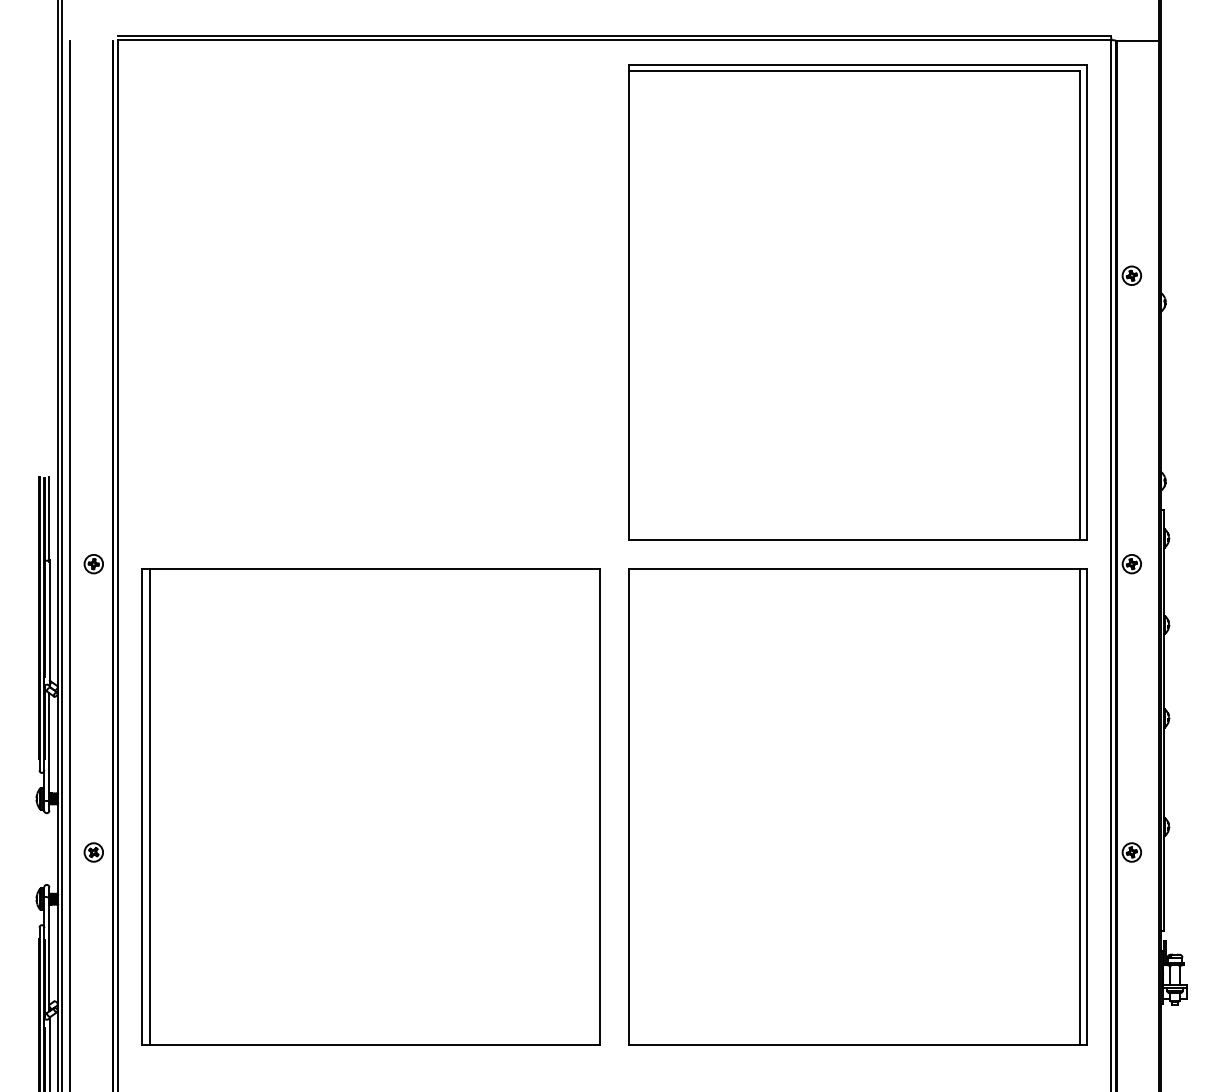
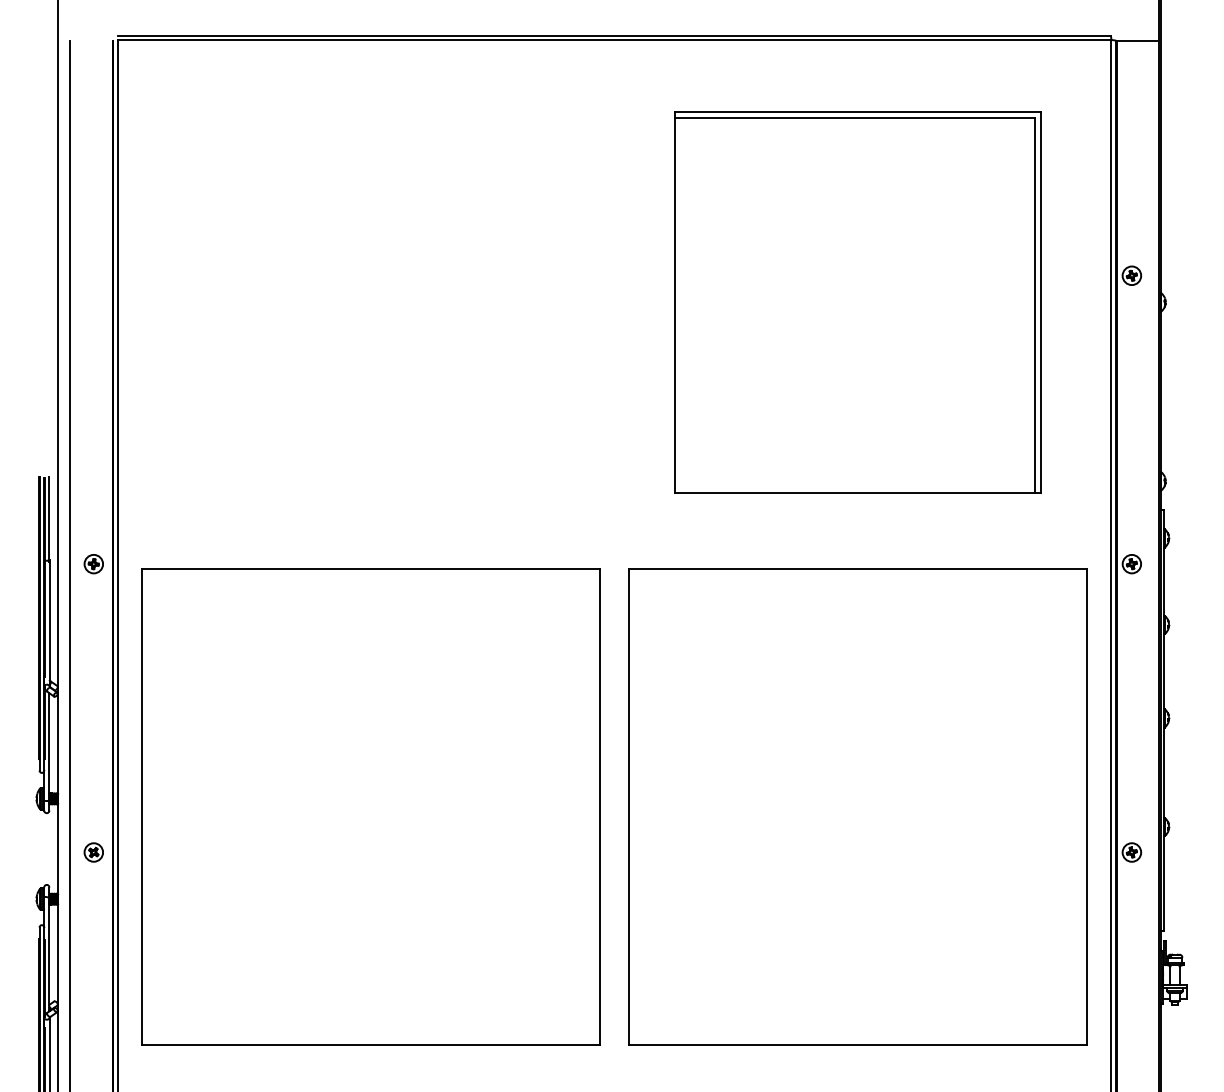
part size: 460x477 px -> 368x383 px (857, 302)
line: present -> none (62, 545)
line: present -> none (149, 806)
line: present -> none (1079, 806)
